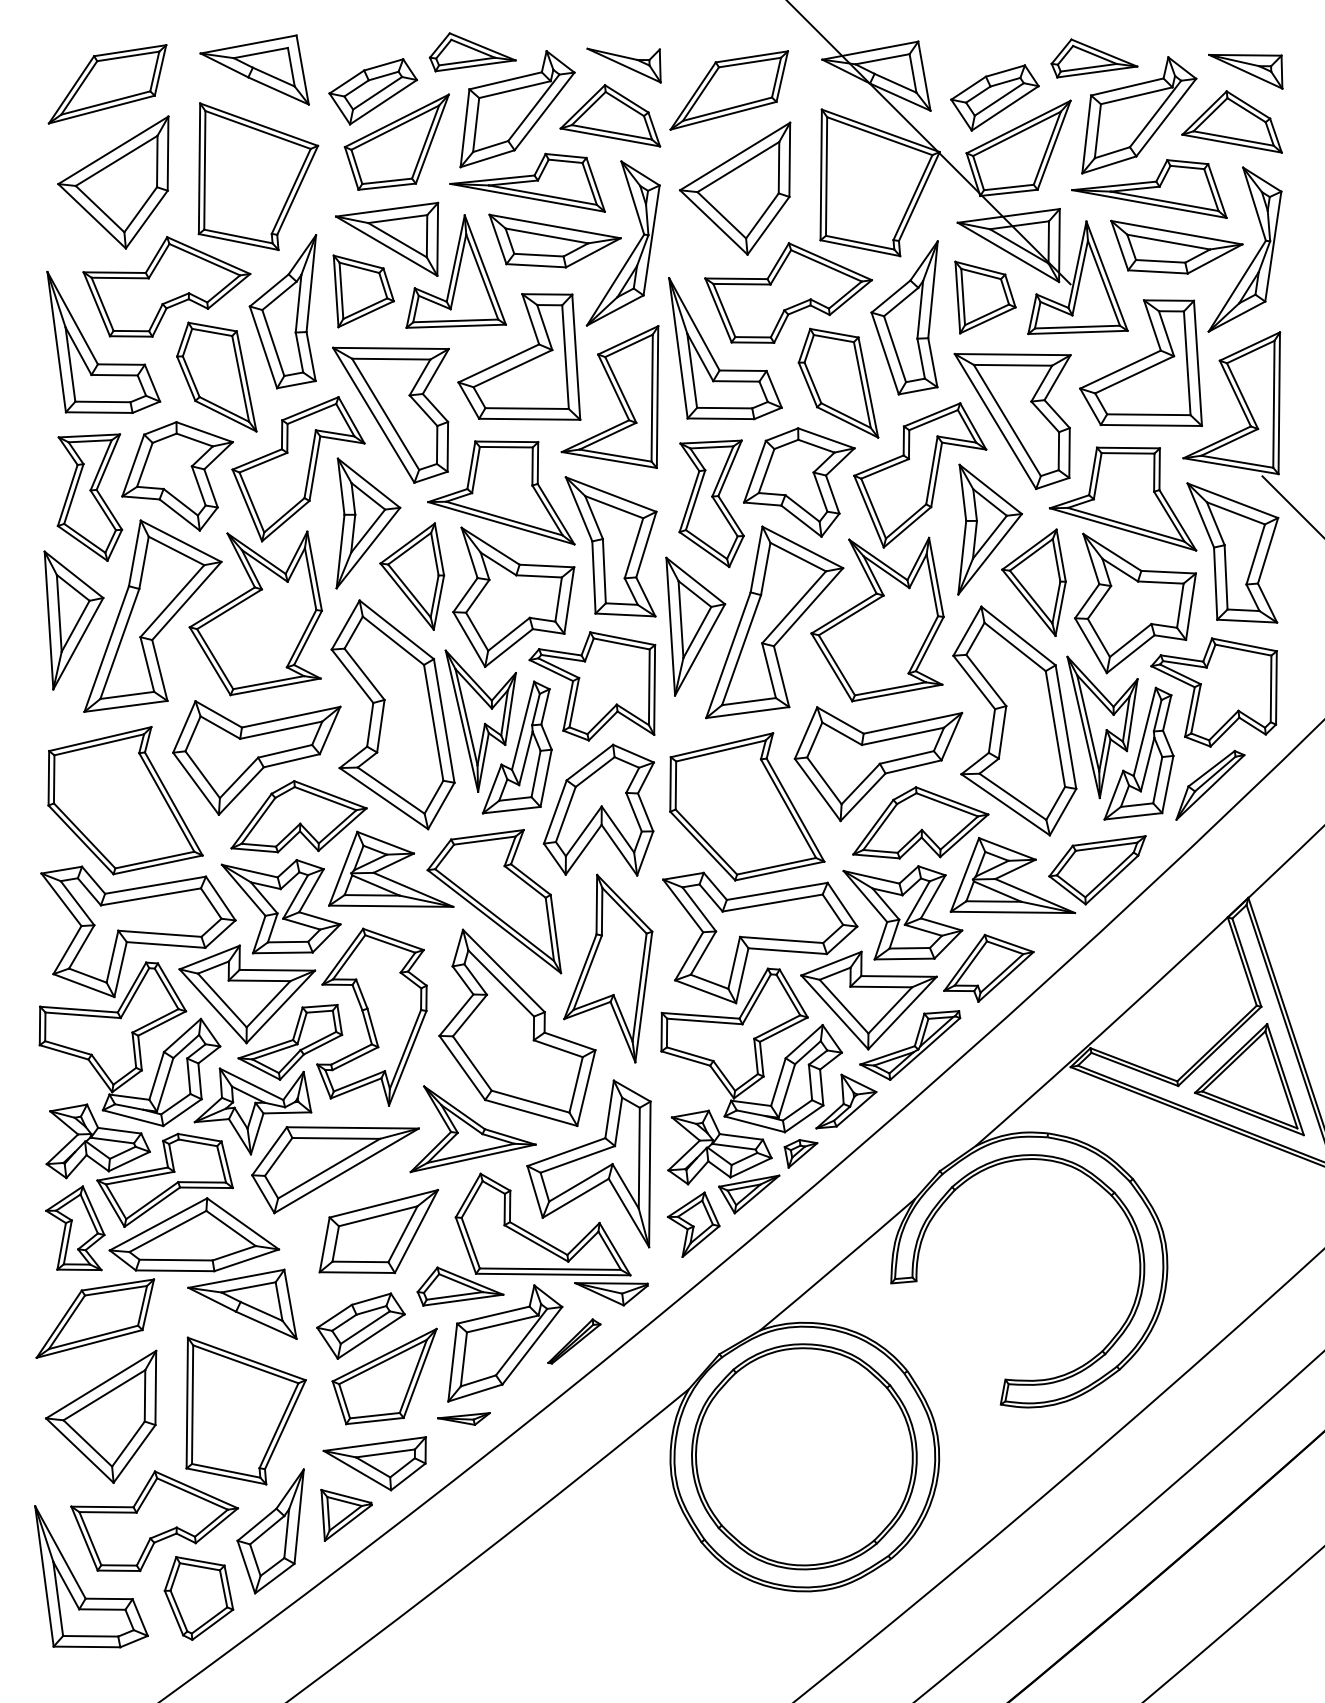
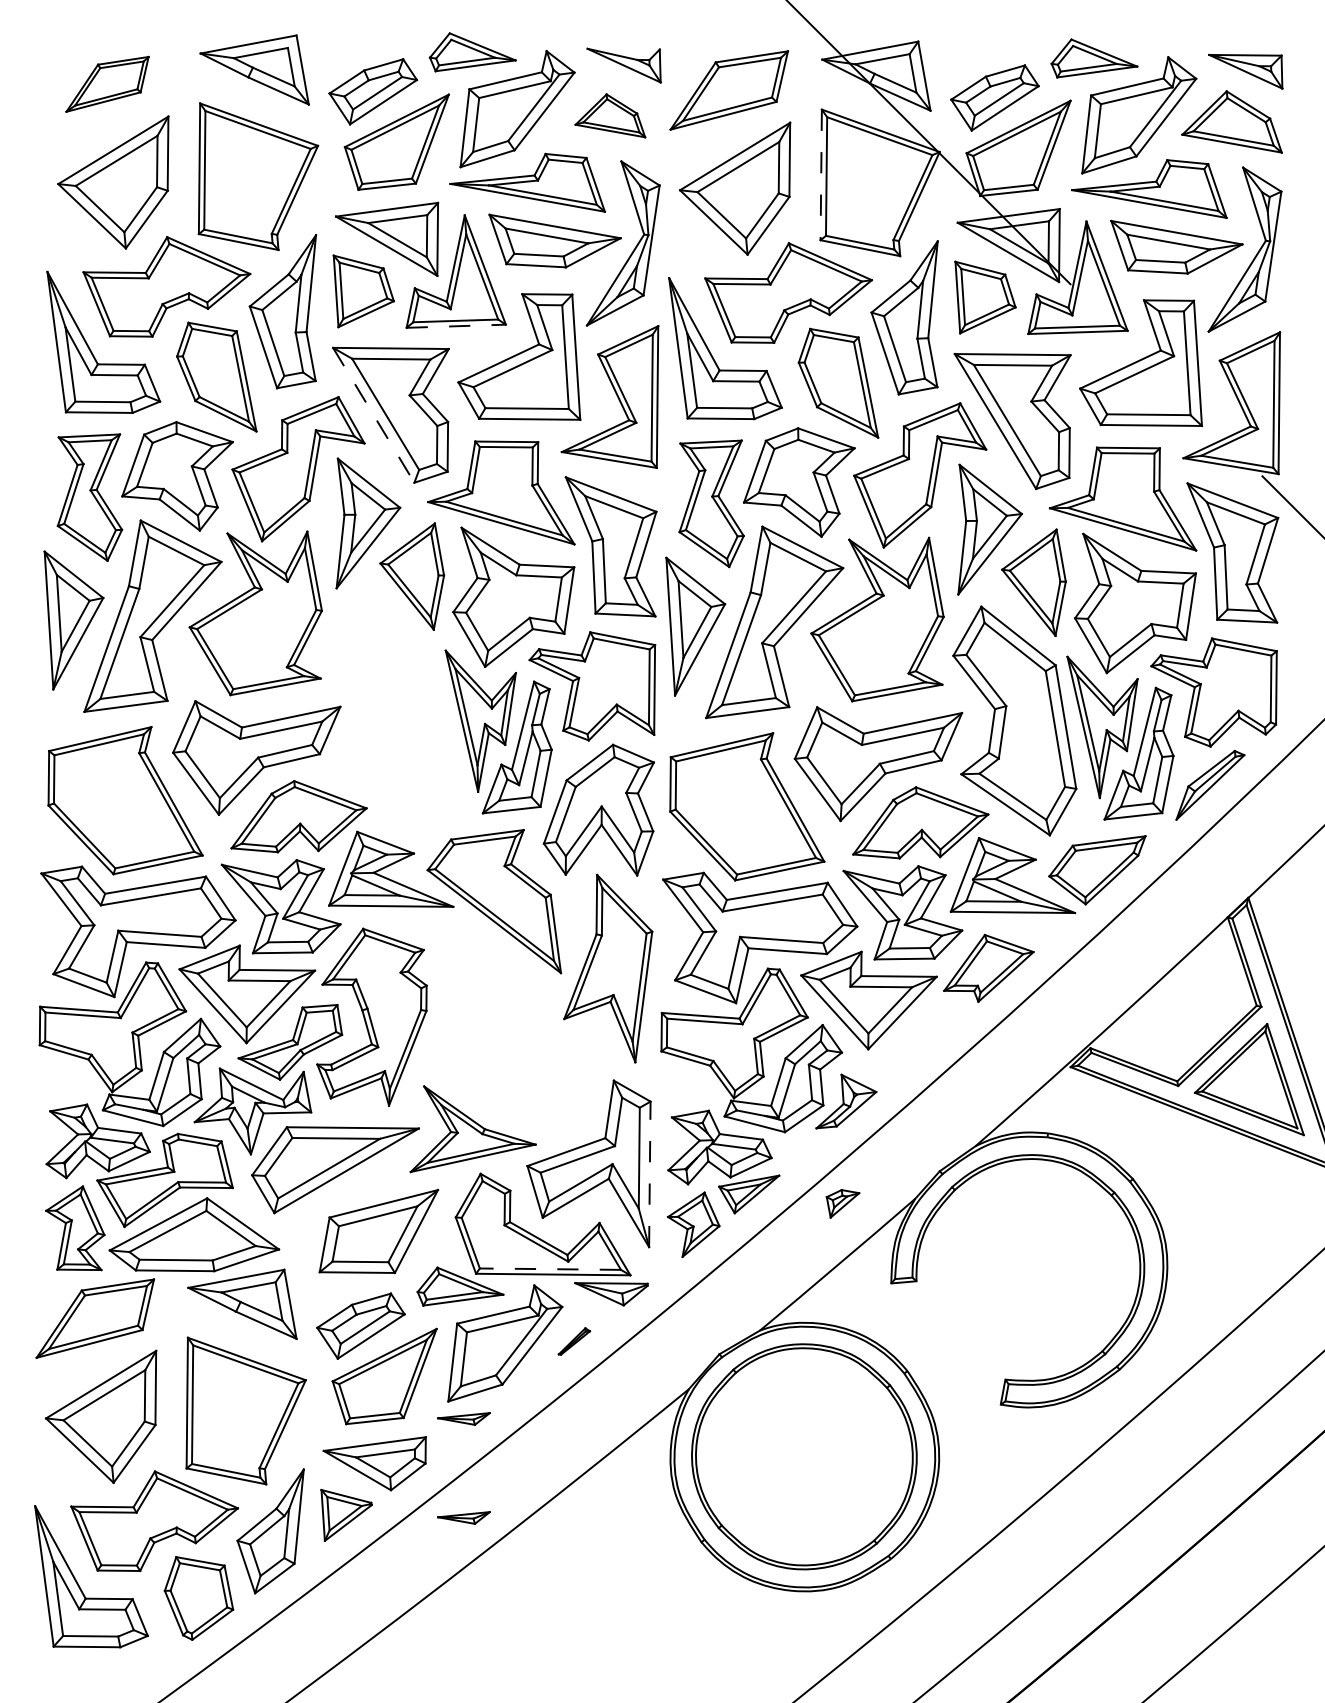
part size: 121x81 px -> 85x58 px (107, 83)
part size: 103x64 px -> 73x46 px (610, 115)
line: solid -> dashed (821, 175)
line: solid -> dashed (456, 326)
line: solid -> dashed (373, 415)
part: present -> none (392, 714)
part: present -> none (517, 1027)
part: present -> none (910, 1045)
part position: (800, 1153) -> (842, 1203) (842, 1203)
line: solid -> dashed (649, 1174)
line: solid -> dashed (550, 1269)
part size: 55x47 px -> 35x29 px (574, 1341)
part: none -> present (463, 1517)
